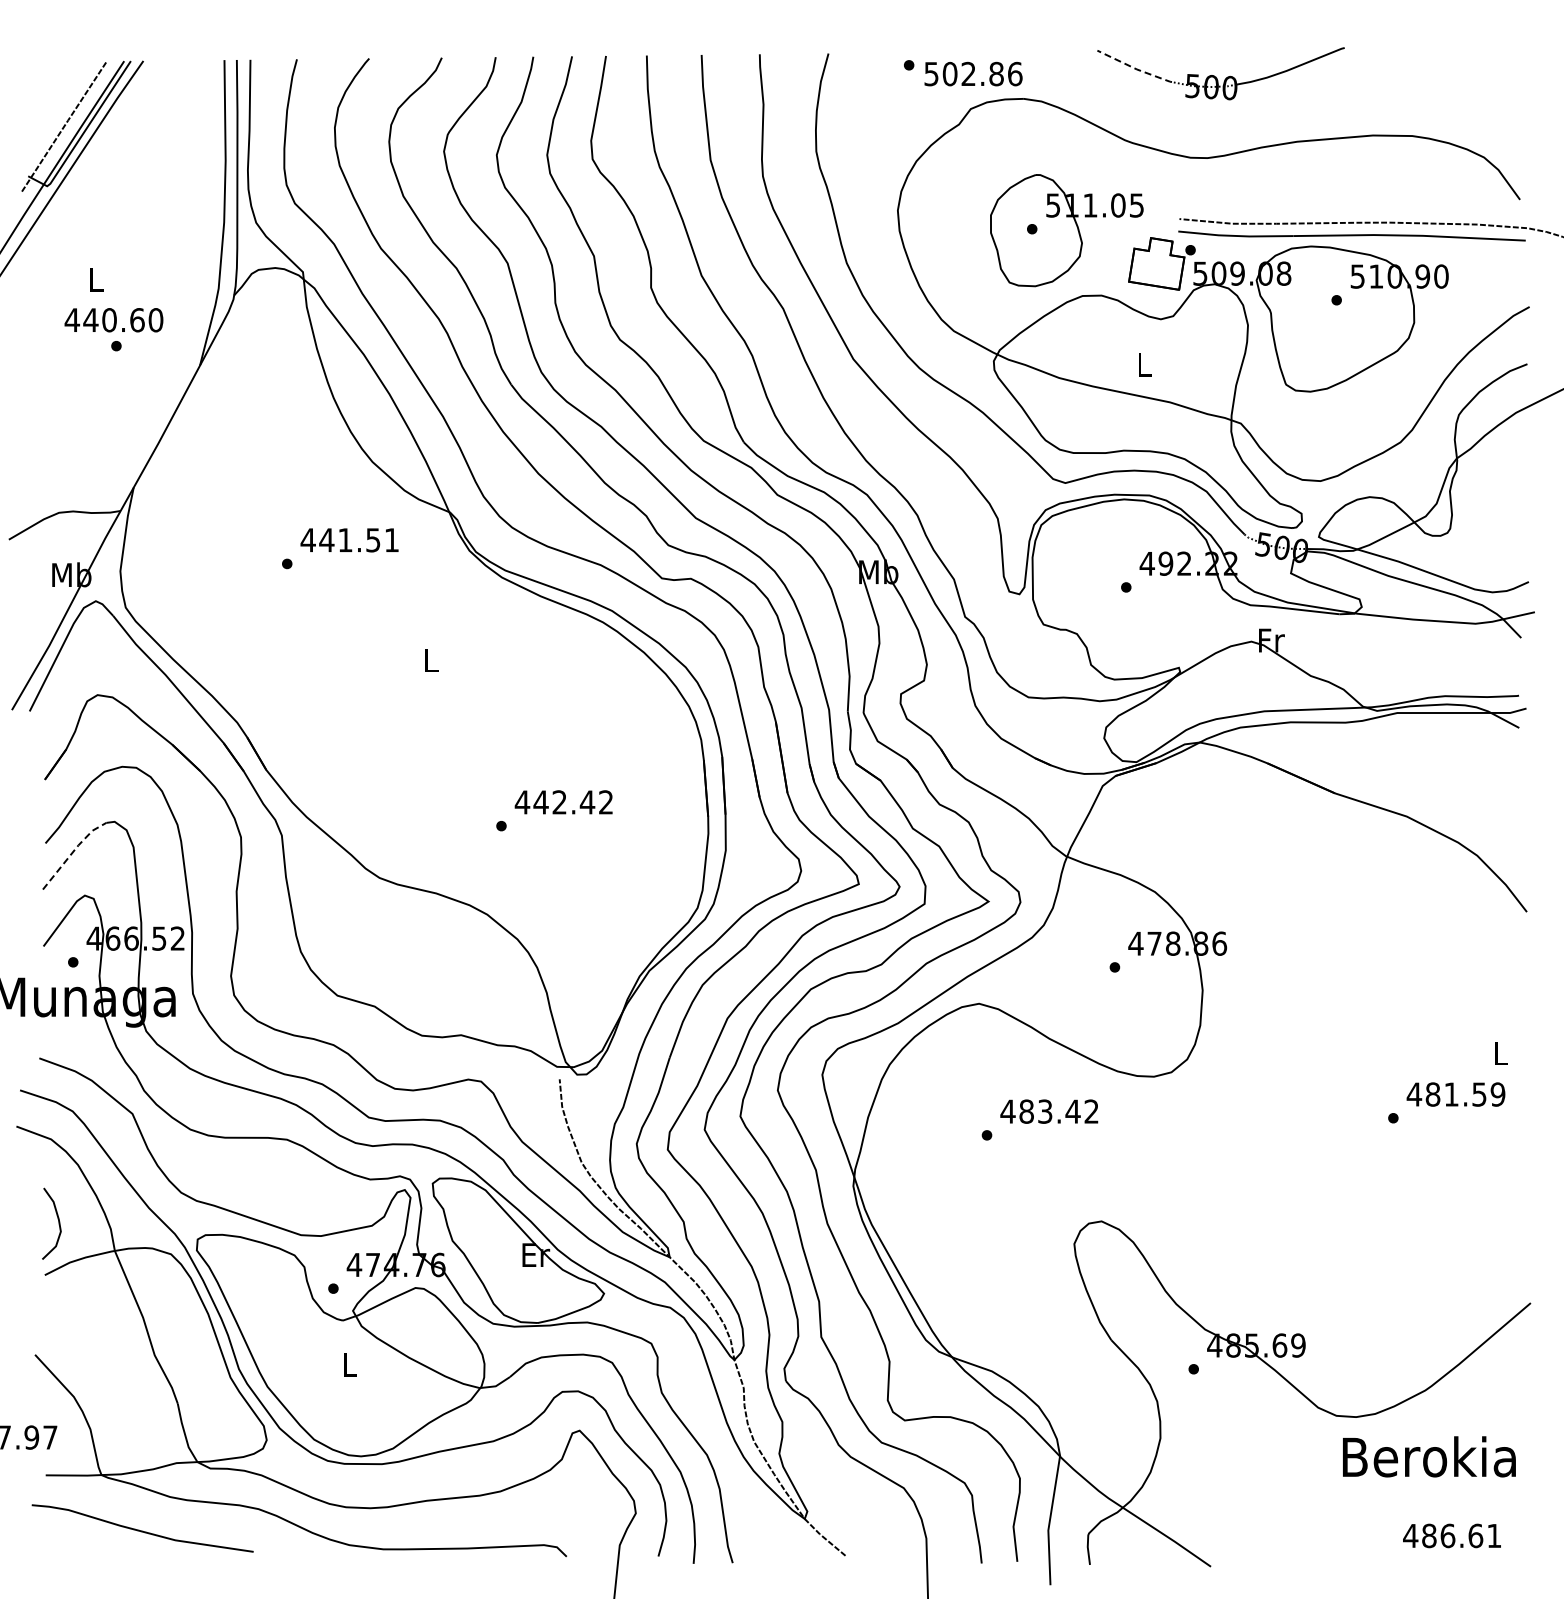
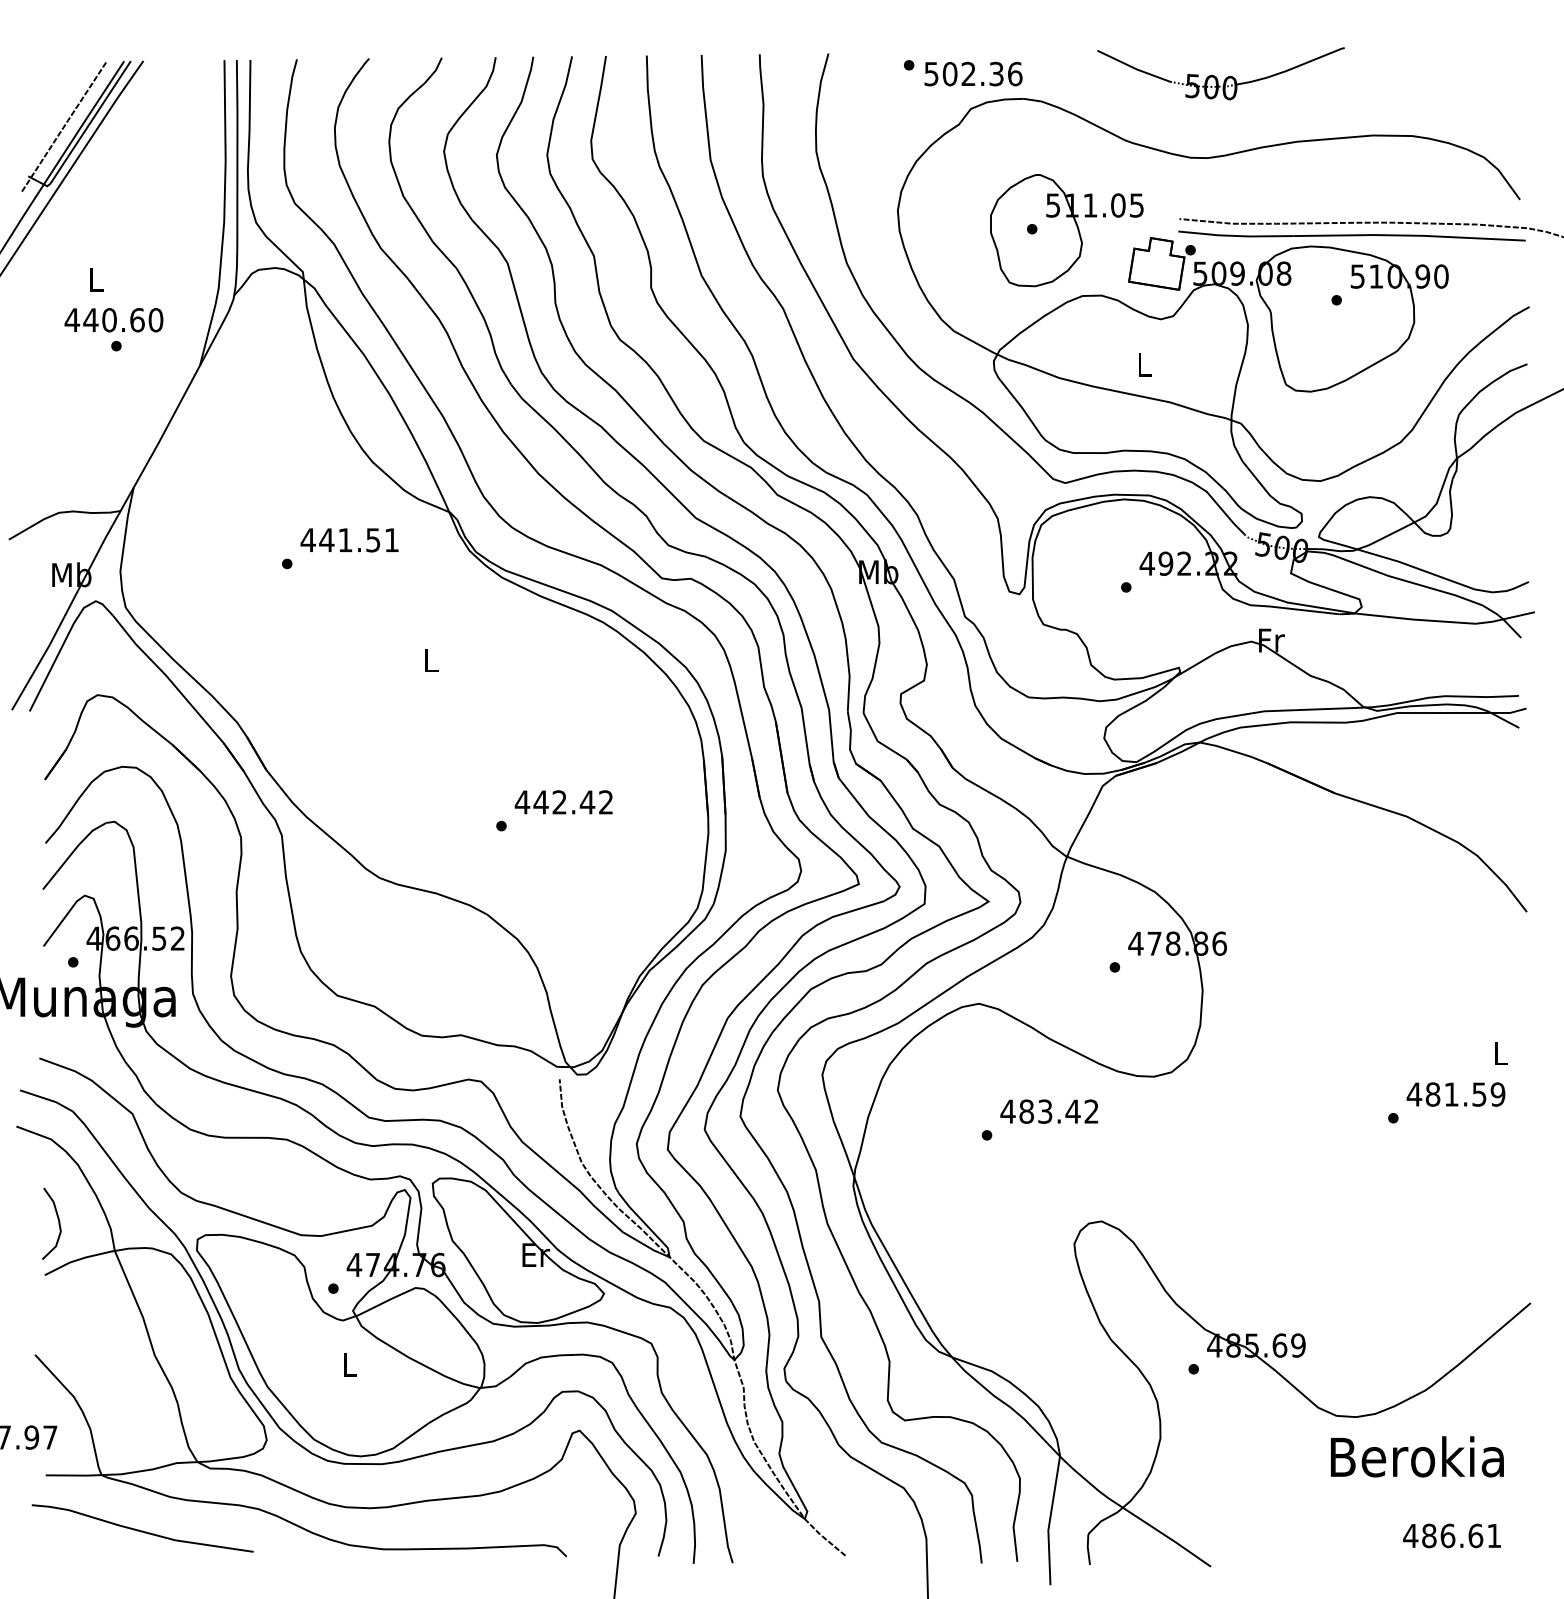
line: dashed -> solid (1135, 68)
text: 502.86 -> 502.36 (996, 74)
line: dashed -> solid (72, 852)
text position: (1429, 1456) -> (1417, 1456) (1417, 1456)
